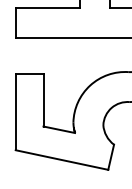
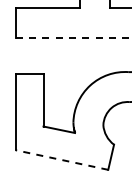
line: solid -> dashed (73, 37)
line: solid -> dashed (61, 159)
